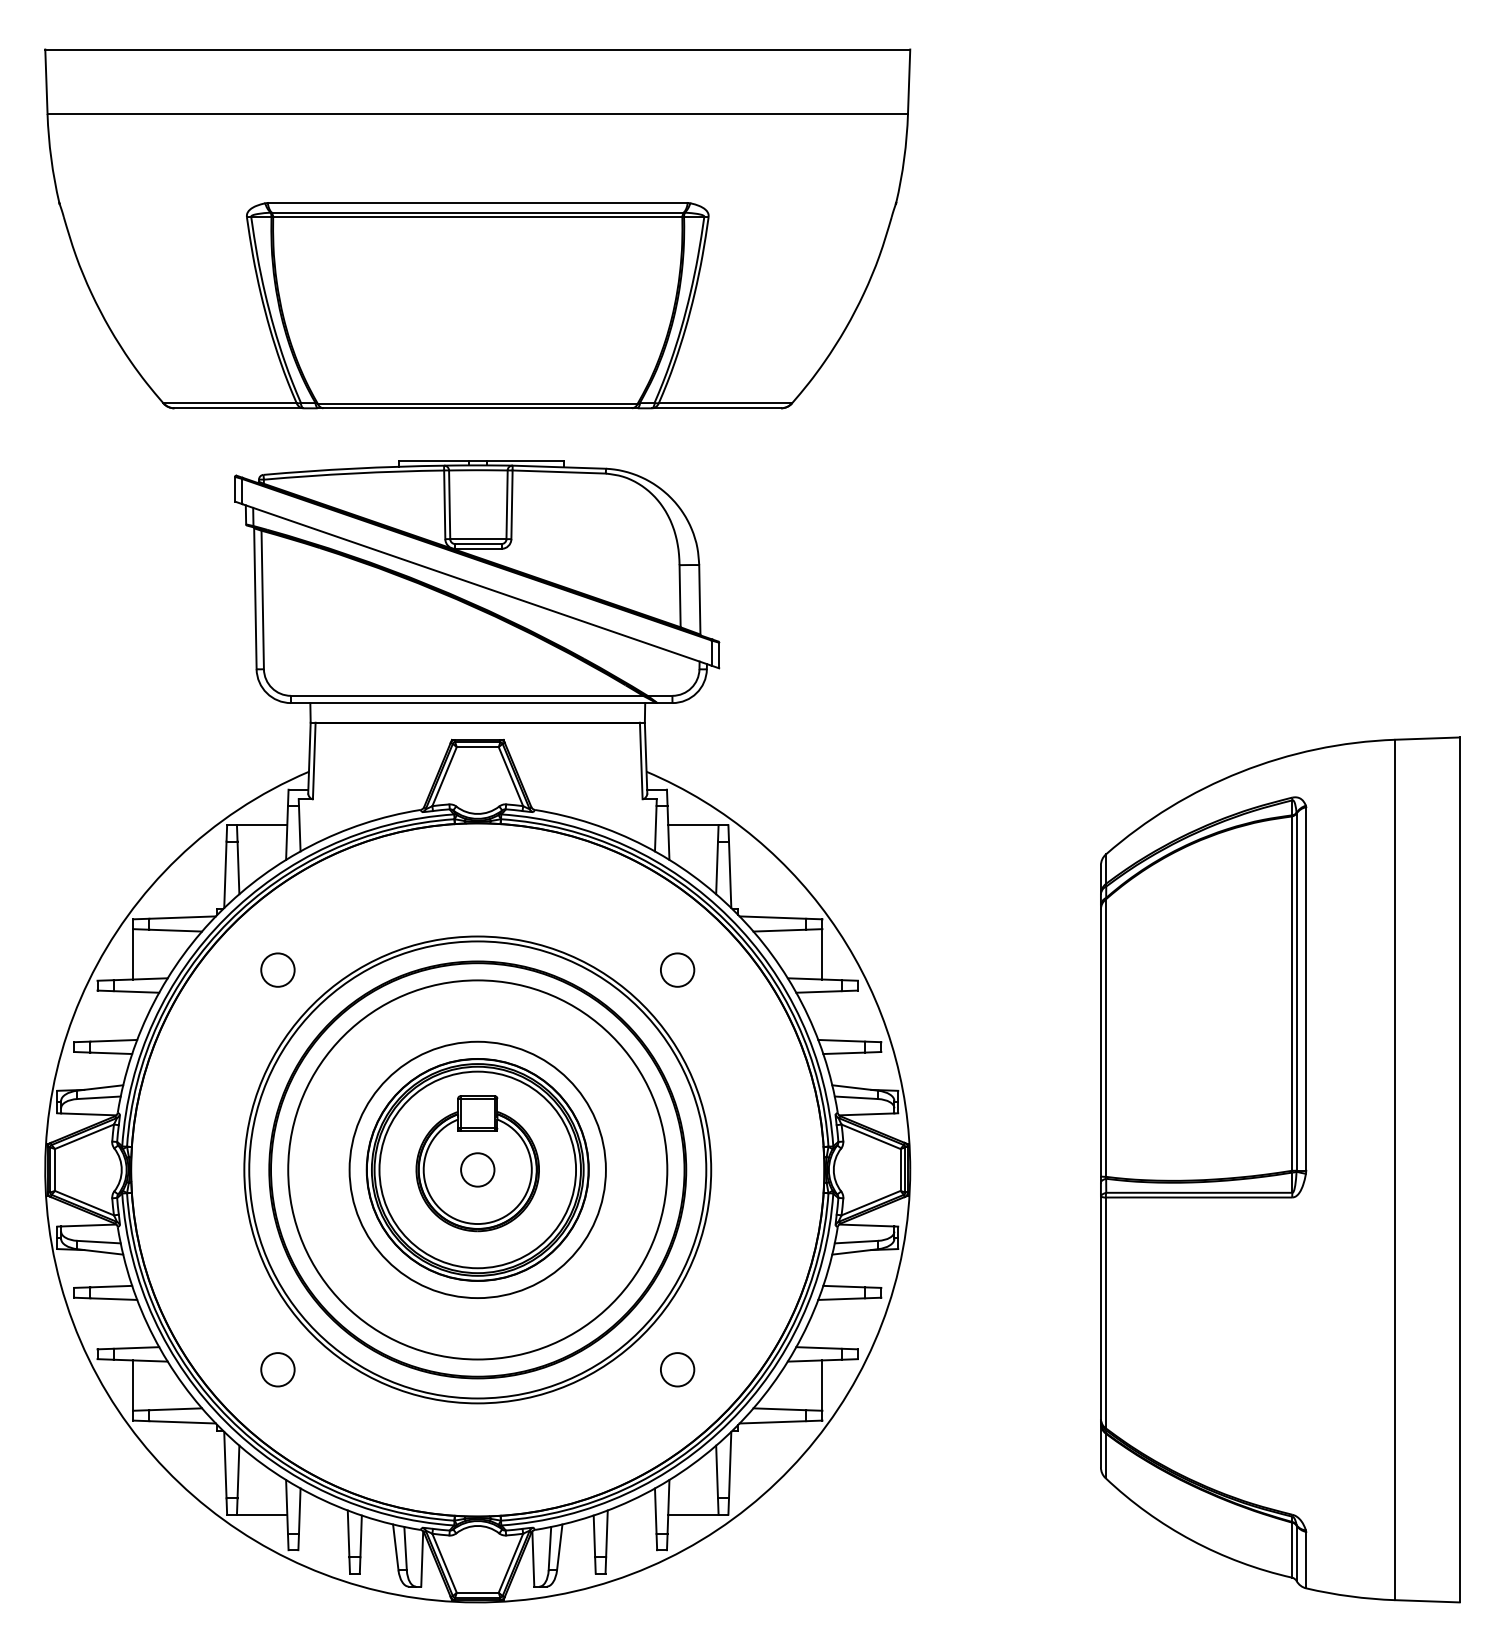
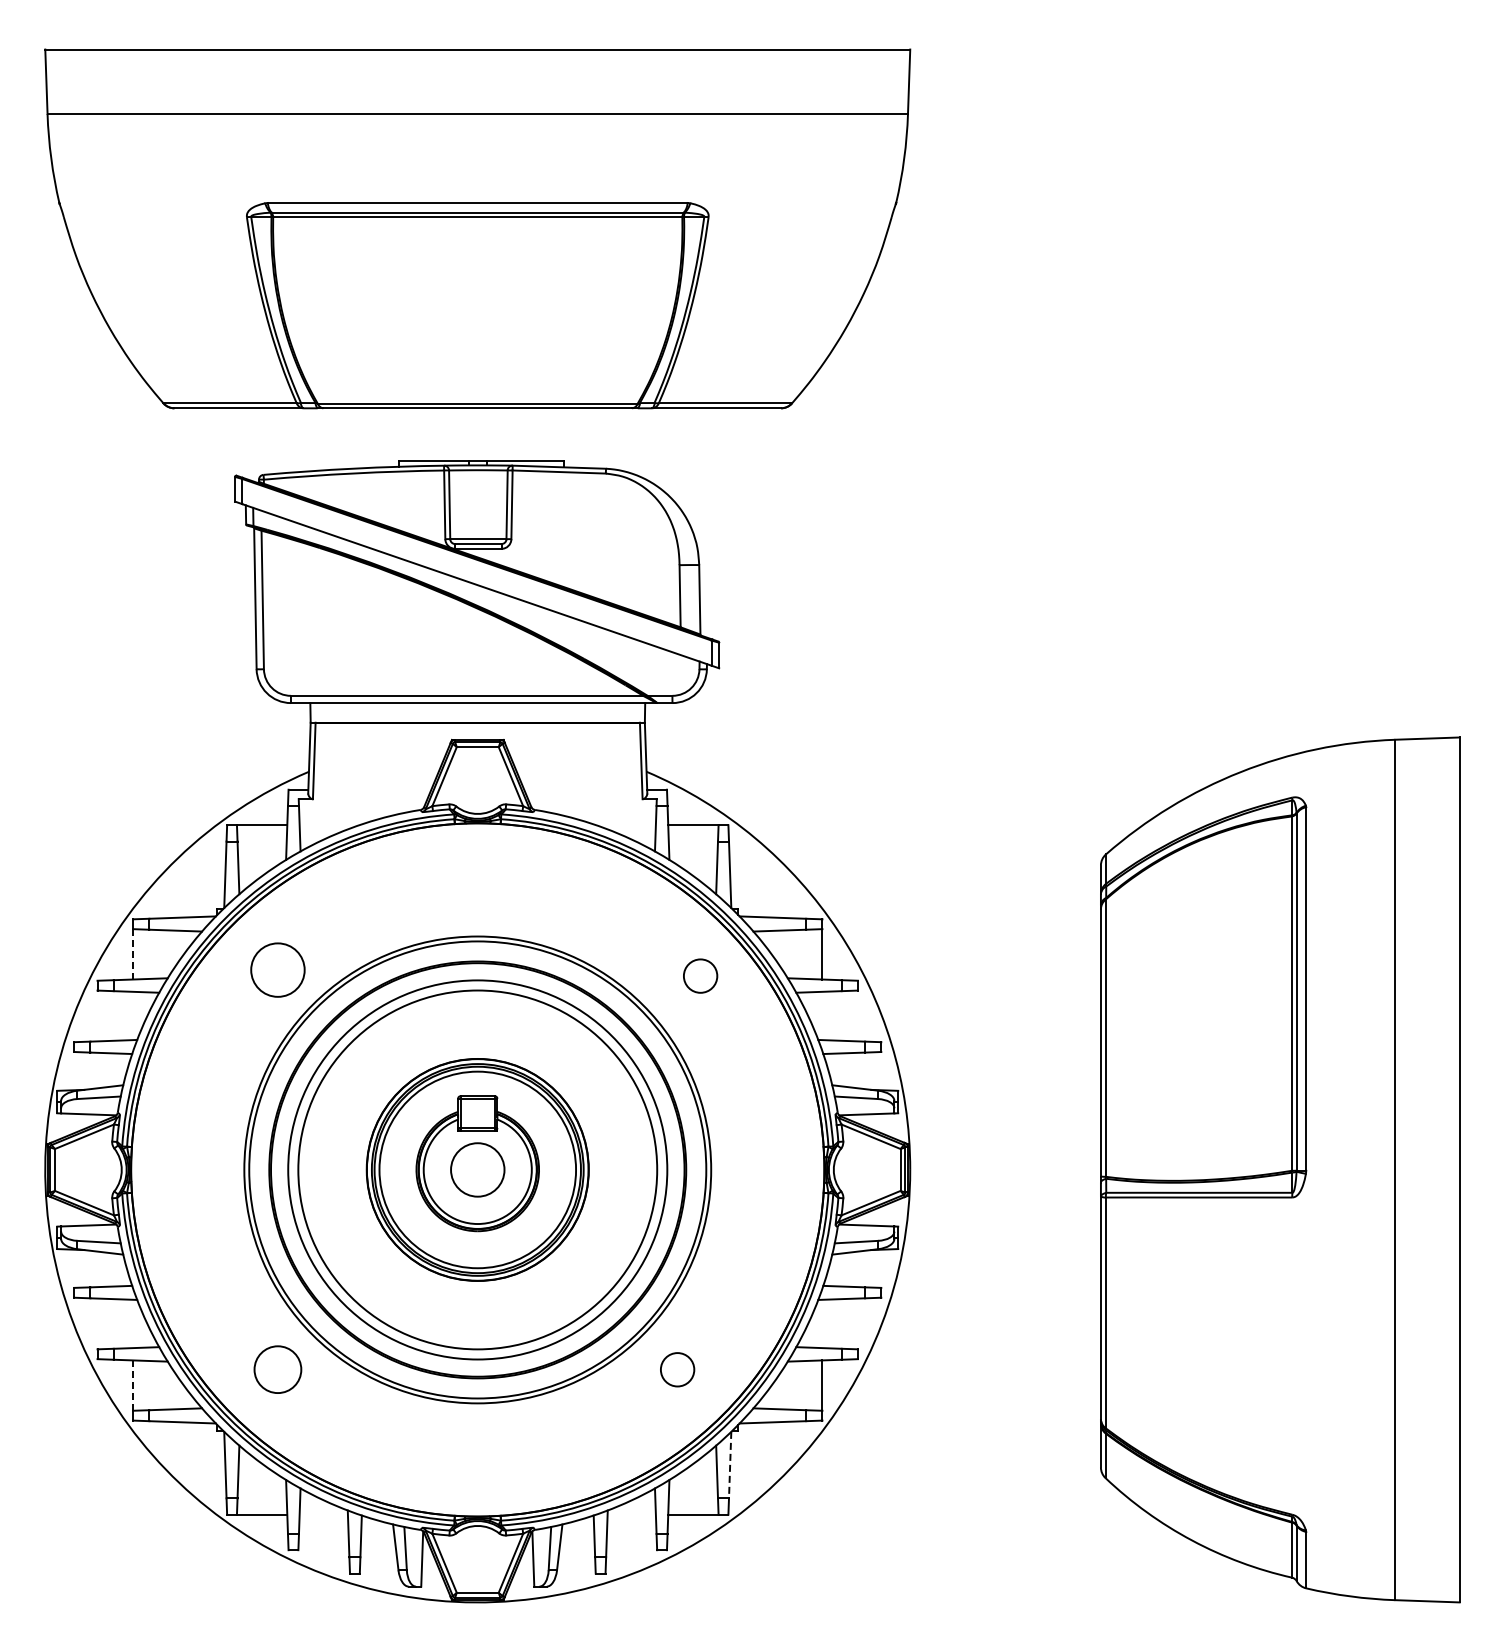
line: solid -> dashed (133, 954)
circle diameter: 33 px -> 53 px (277, 969)
circle position: (677, 969) -> (700, 975) (700, 975)
circle diameter: 256 px -> 359 px (477, 1169)
circle diameter: 33 px -> 53 px (477, 1169)
circle size: 36x36 px -> 50x49 px (277, 1369)
line: solid -> dashed (133, 1386)
line: solid -> dashed (730, 1465)
